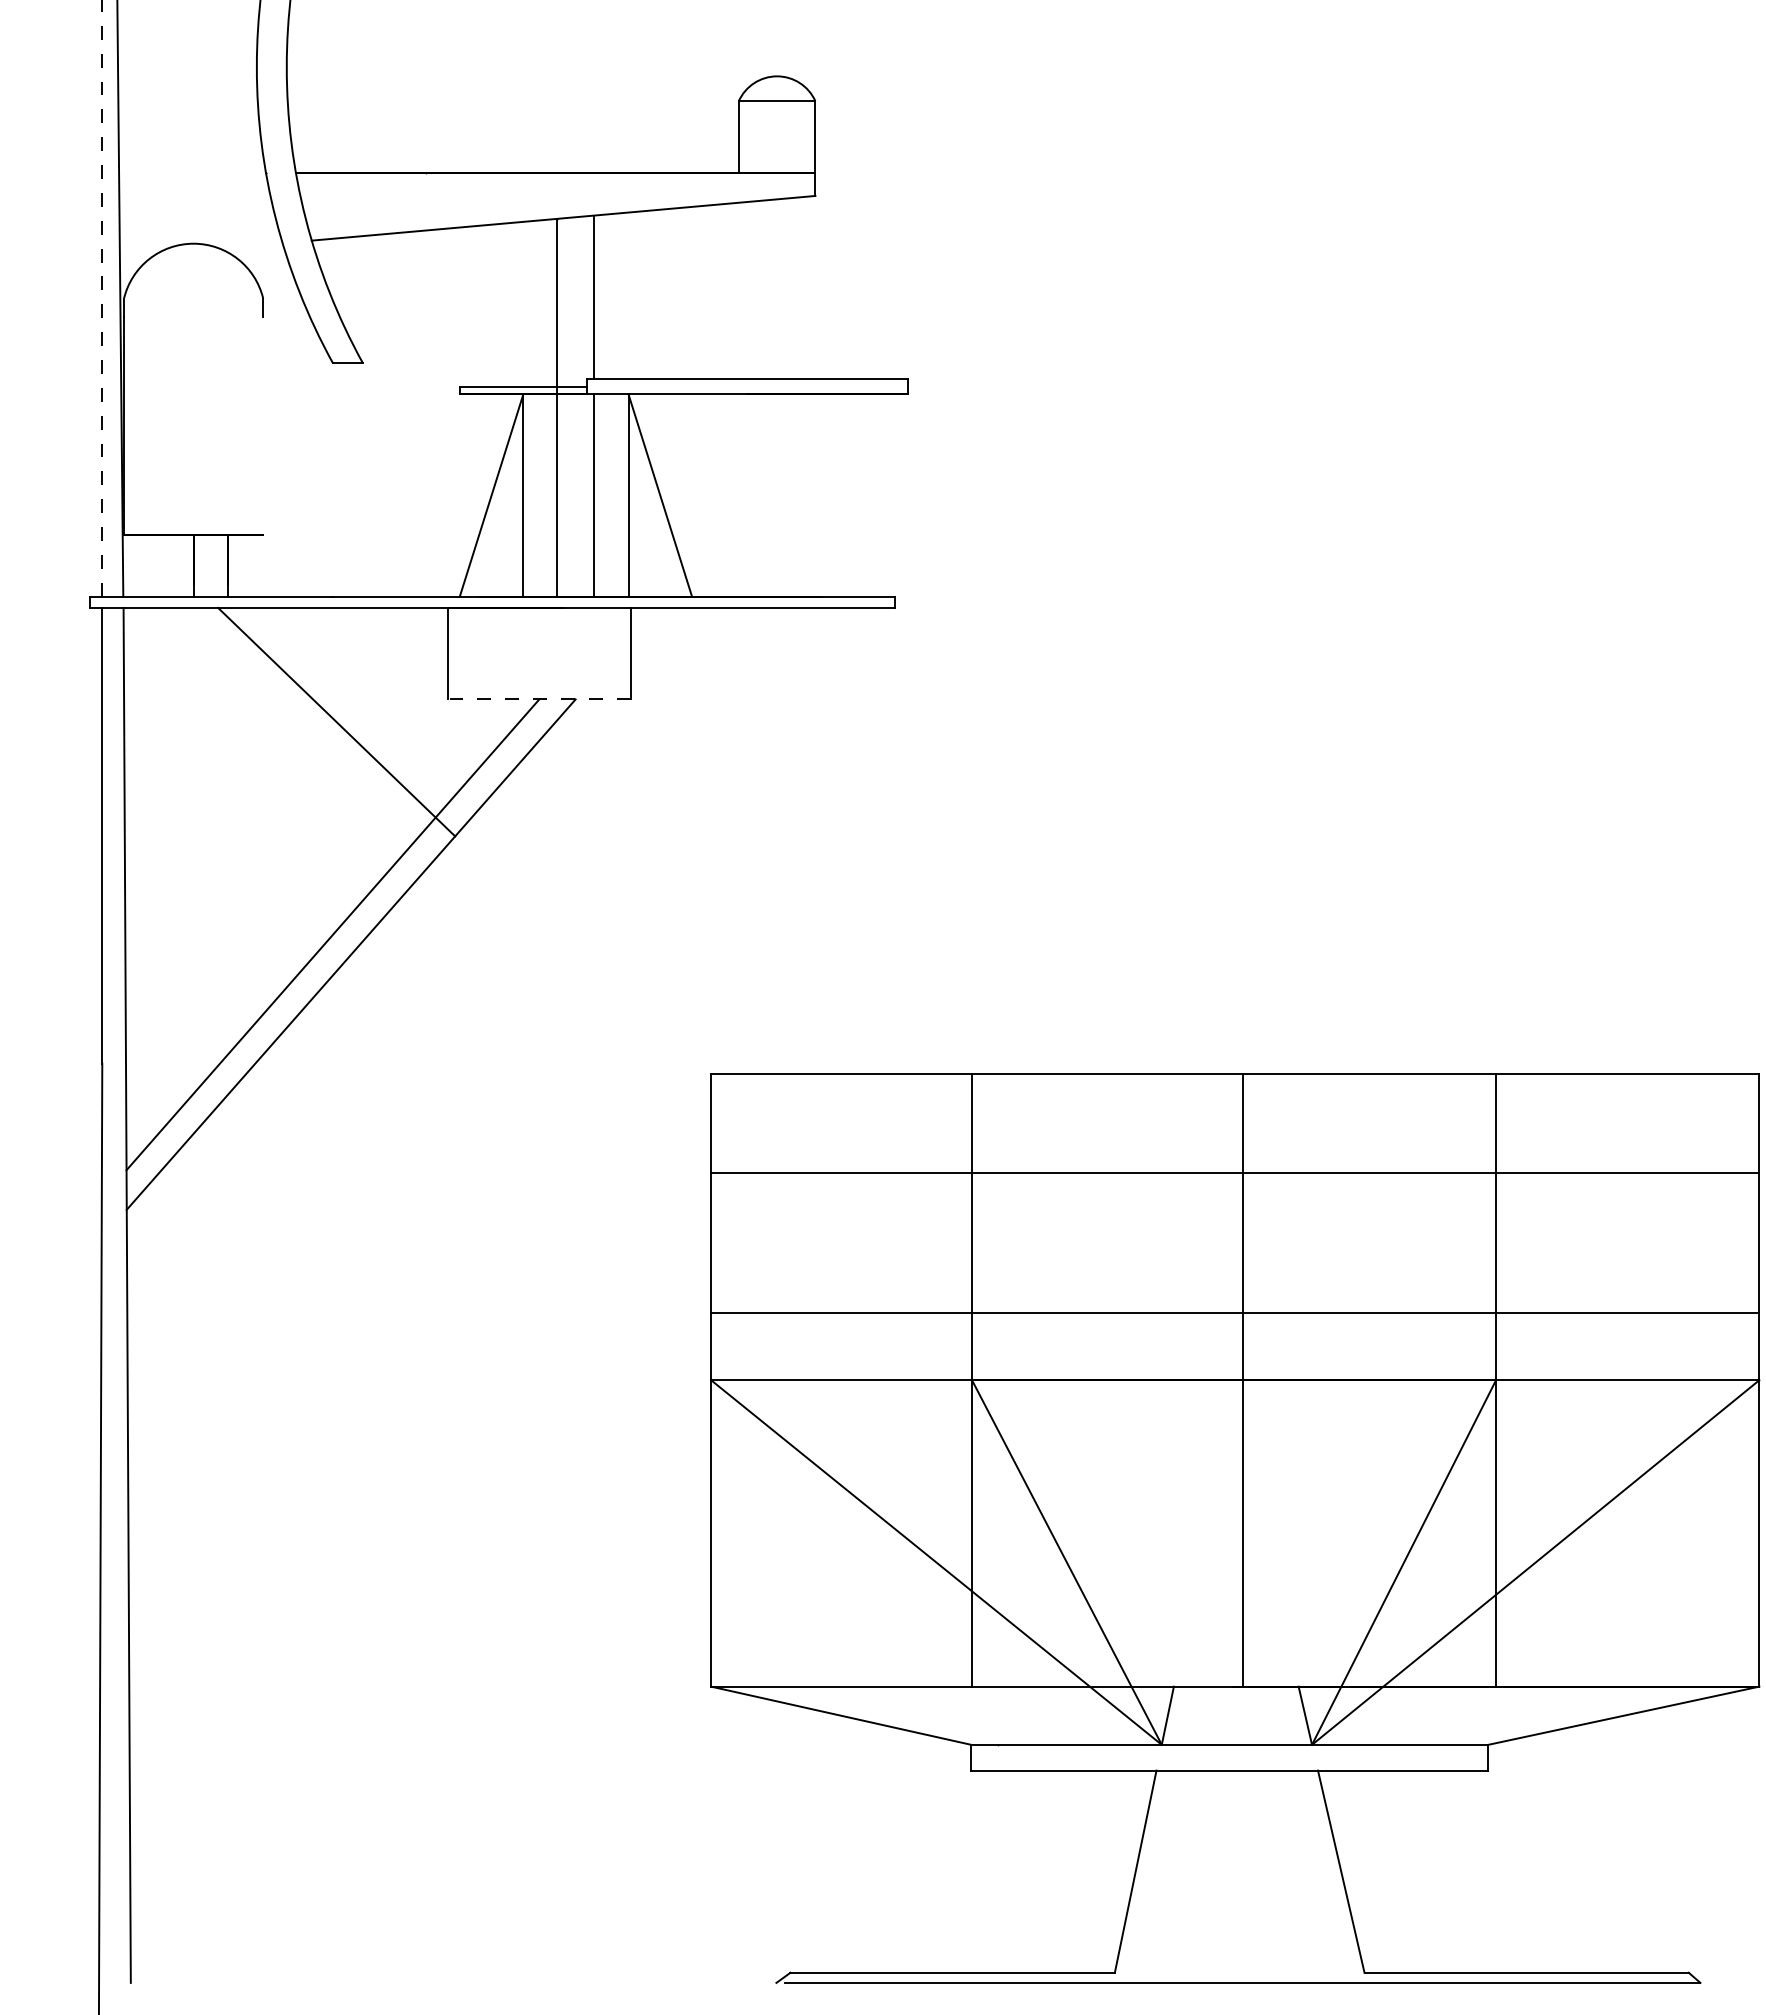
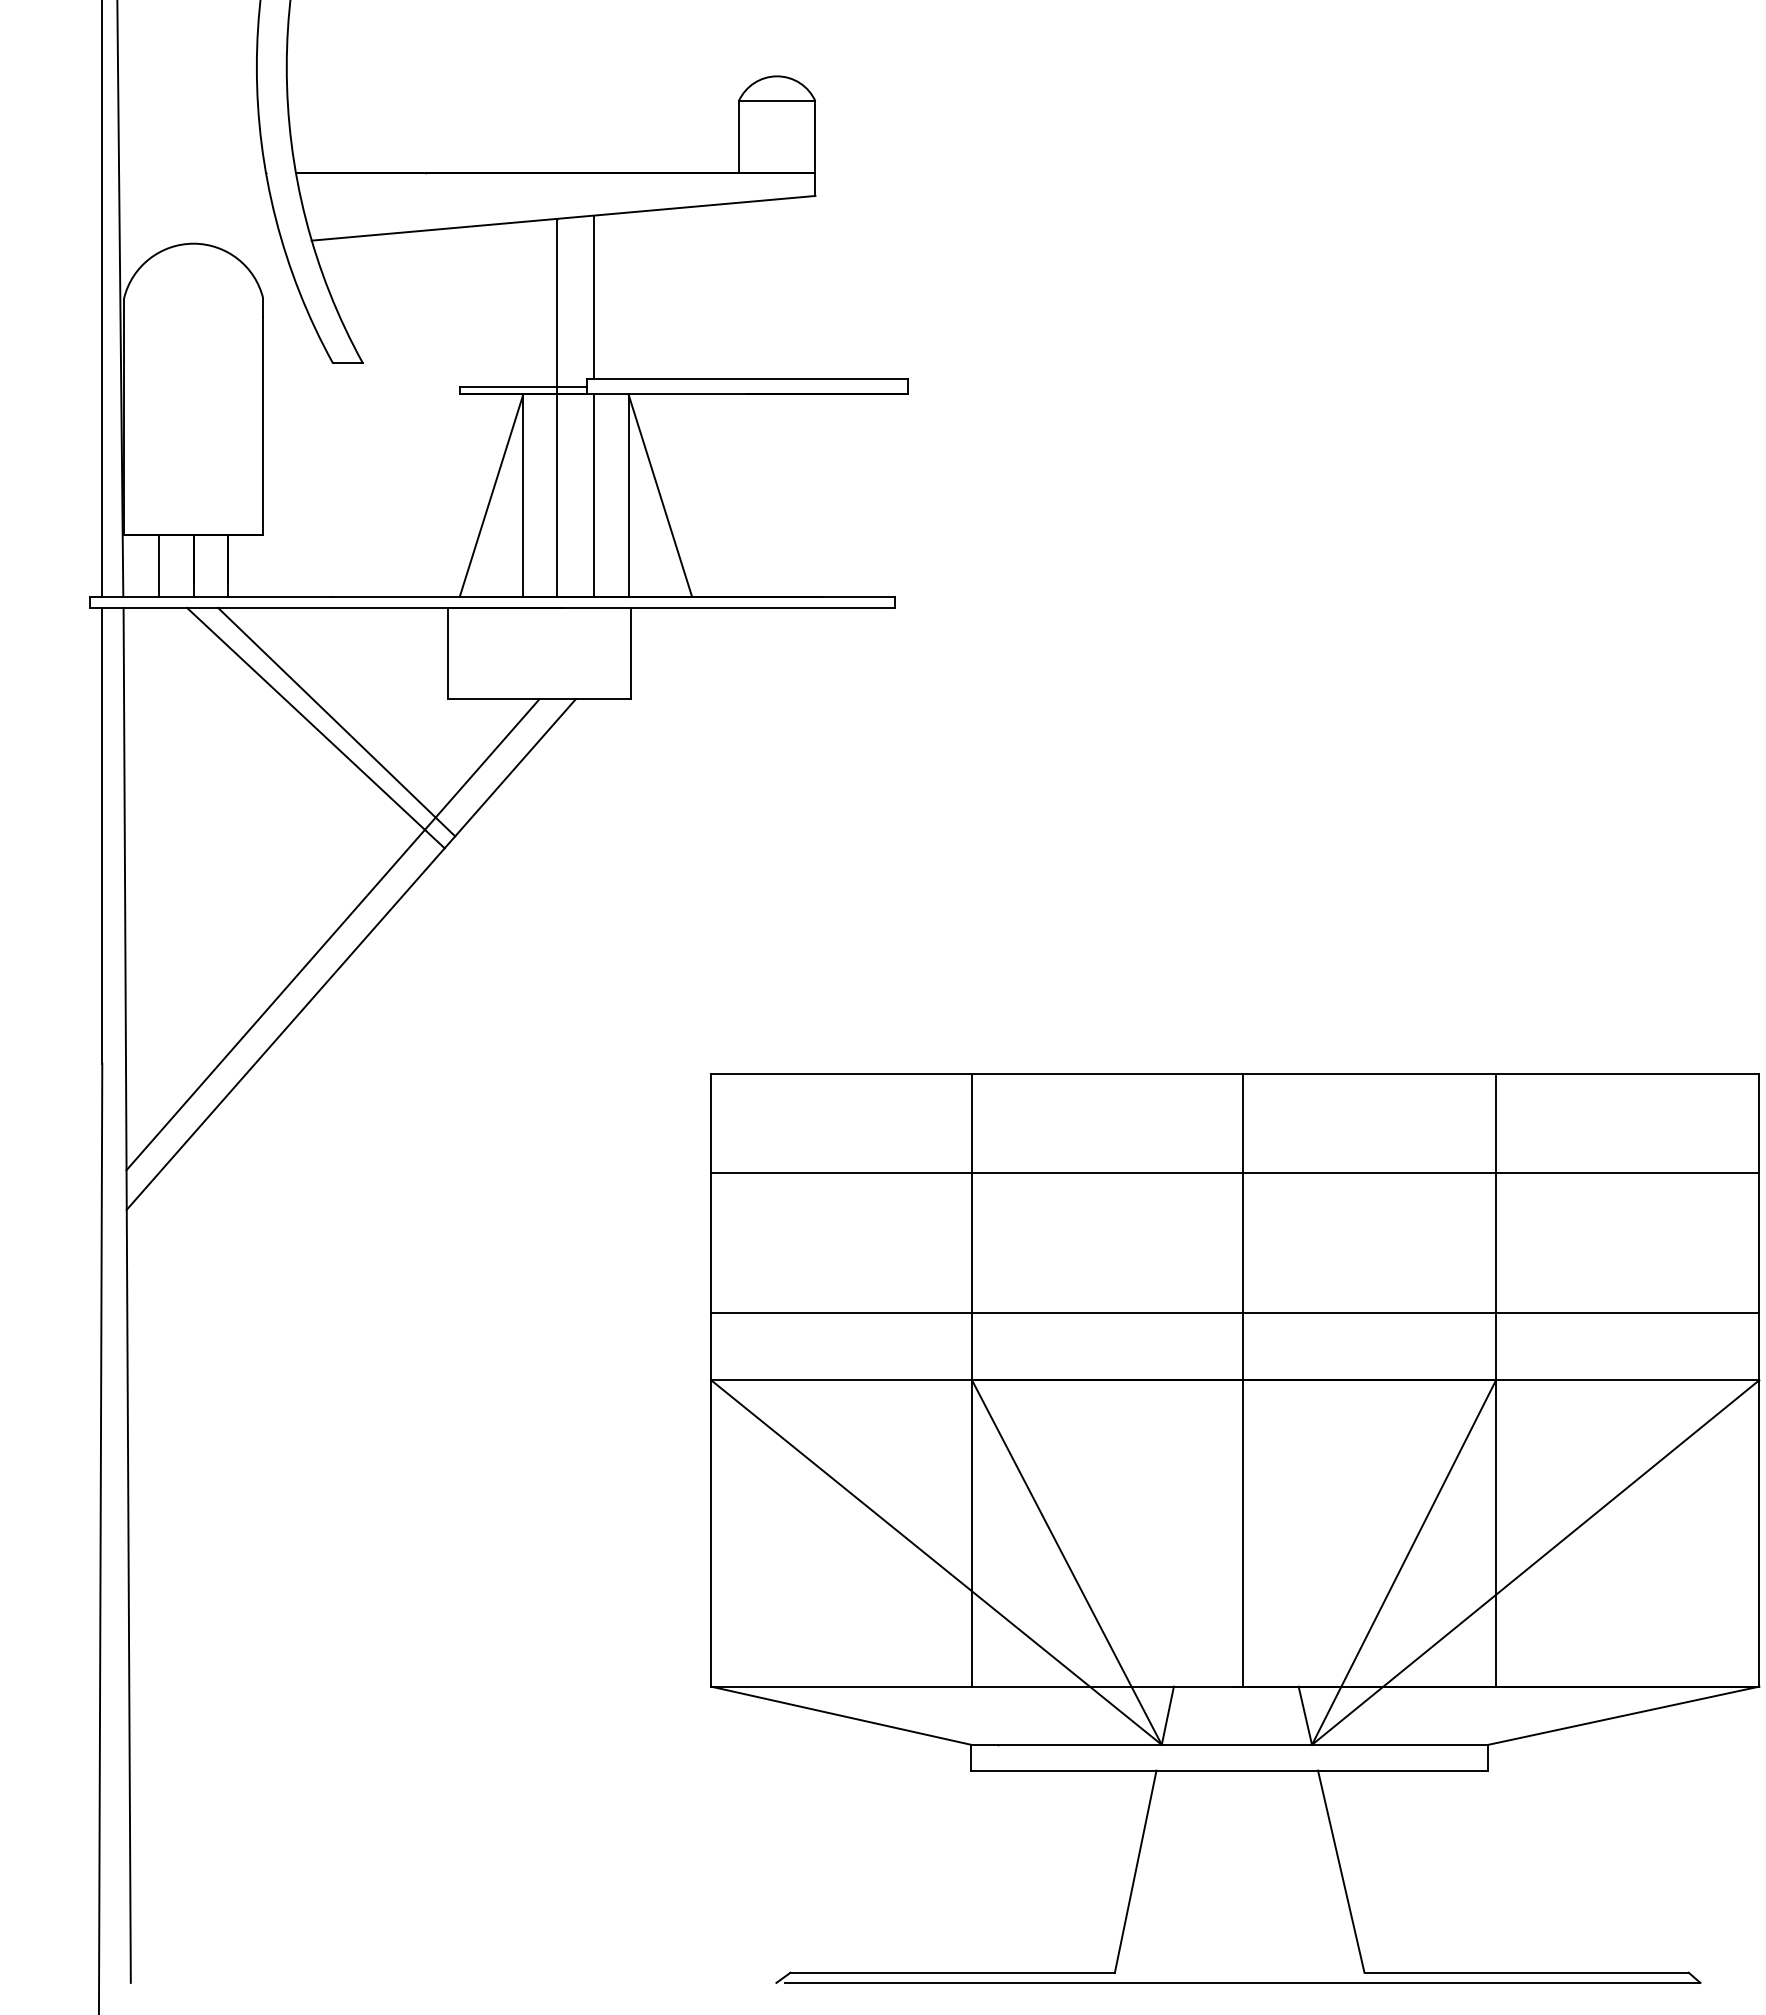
line: dashed -> solid (102, 298)
line: none -> present (263, 425)
line: none -> present (158, 565)
line: dashed -> solid (538, 699)
line: none -> present (315, 727)
